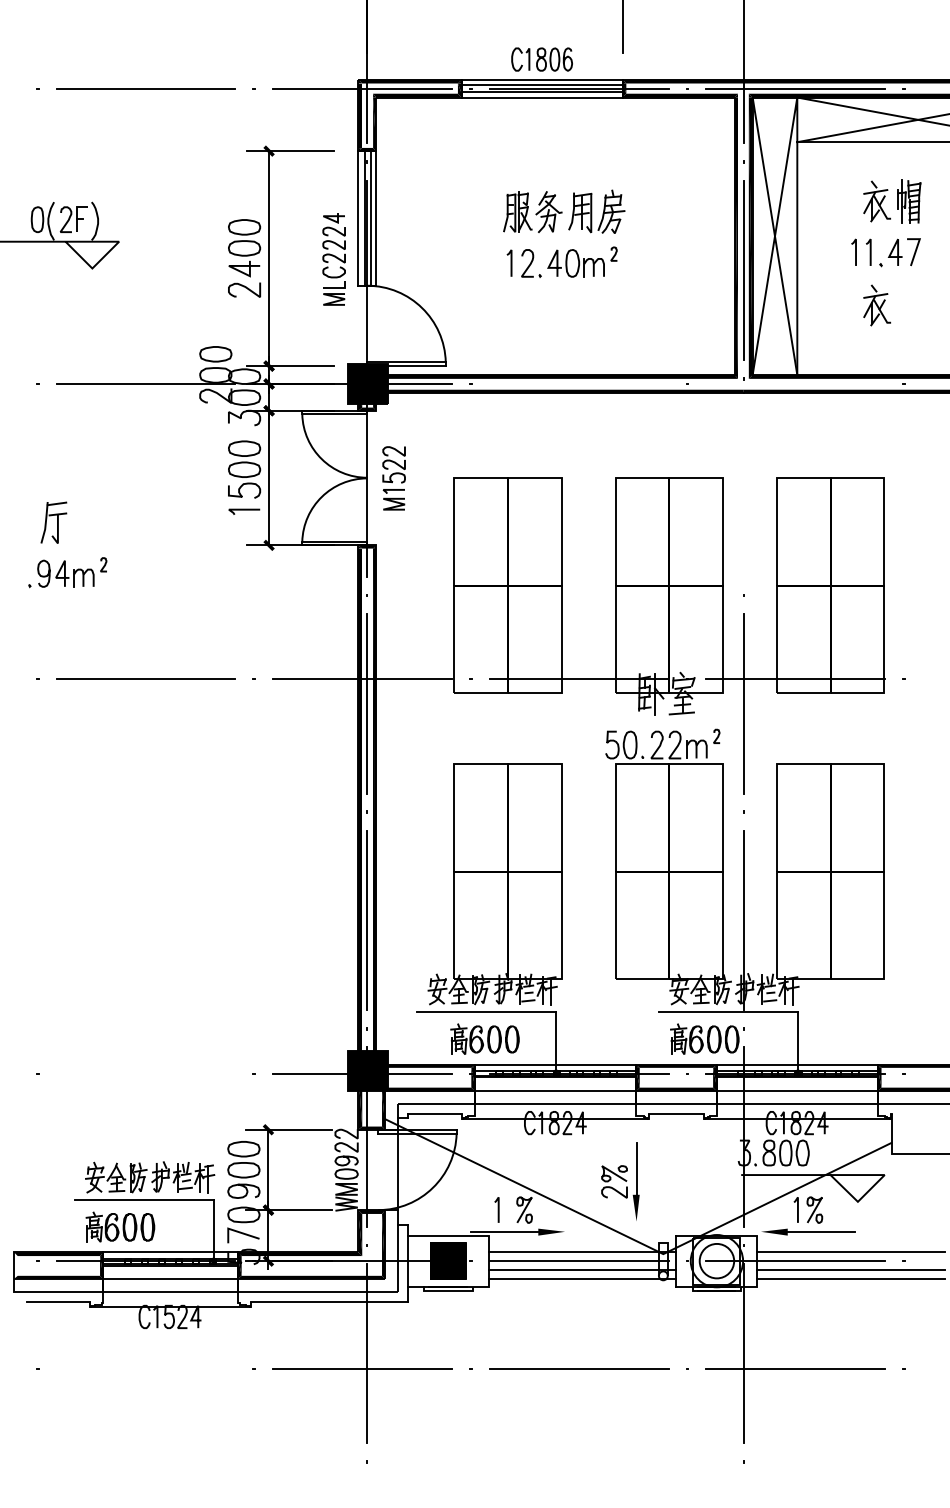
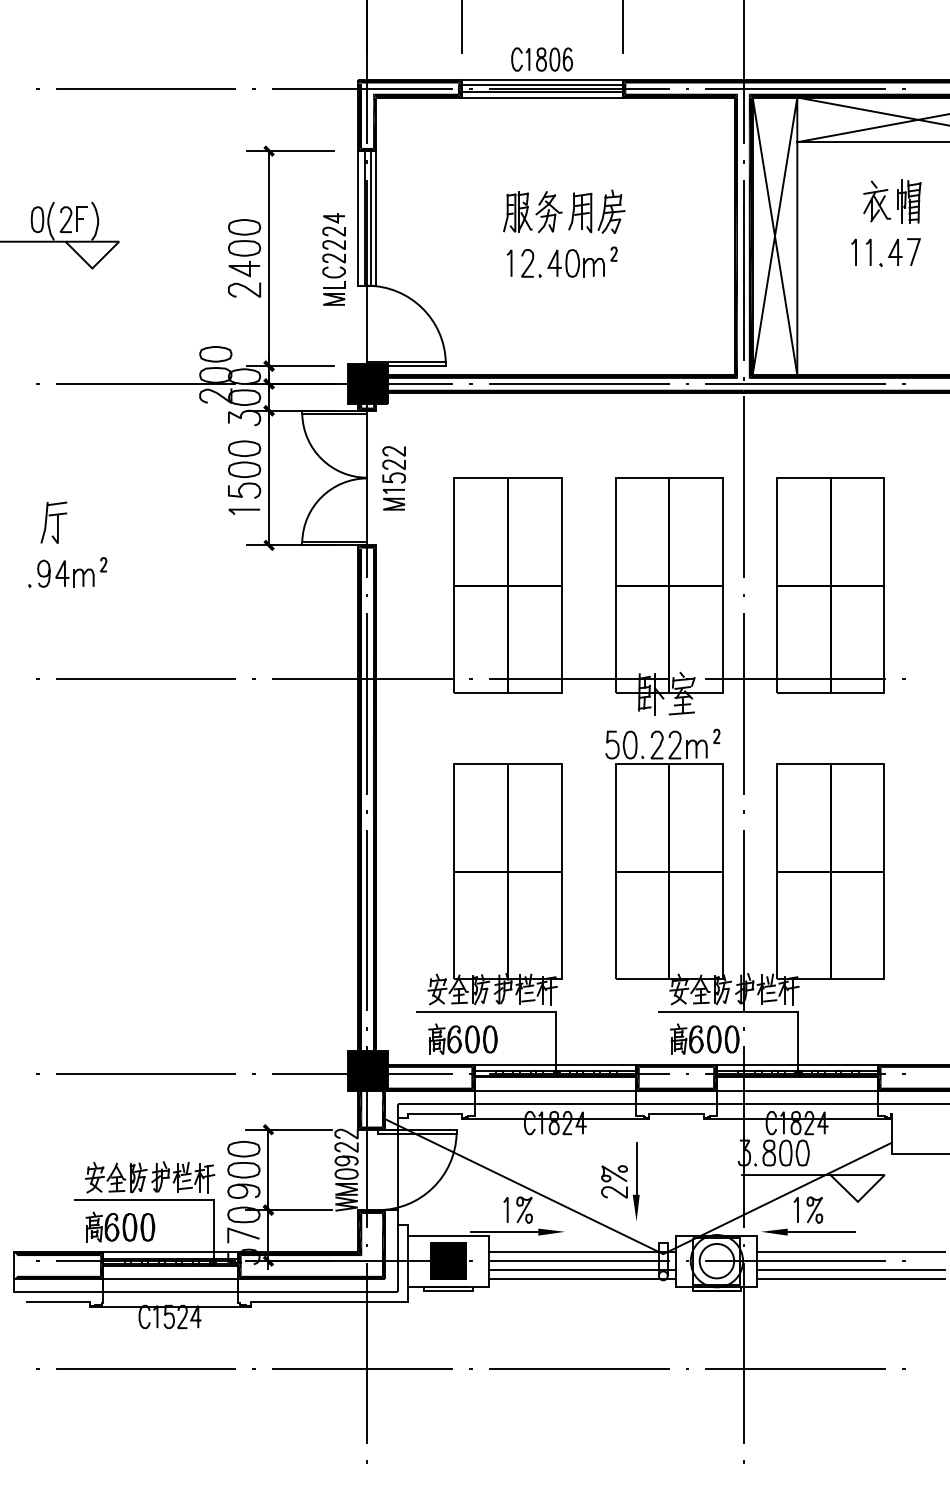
line: none -> present (461, 27)
part: present -> none (876, 305)
line: none -> present (579, 383)
line: none -> present (795, 383)
line: none -> present (743, 486)
part position: (484, 1038) -> (462, 1038) (462, 1038)
line: none -> present (145, 1073)
line position: (497, 1209) -> (506, 1209) (506, 1209)
line: none -> present (145, 1368)
